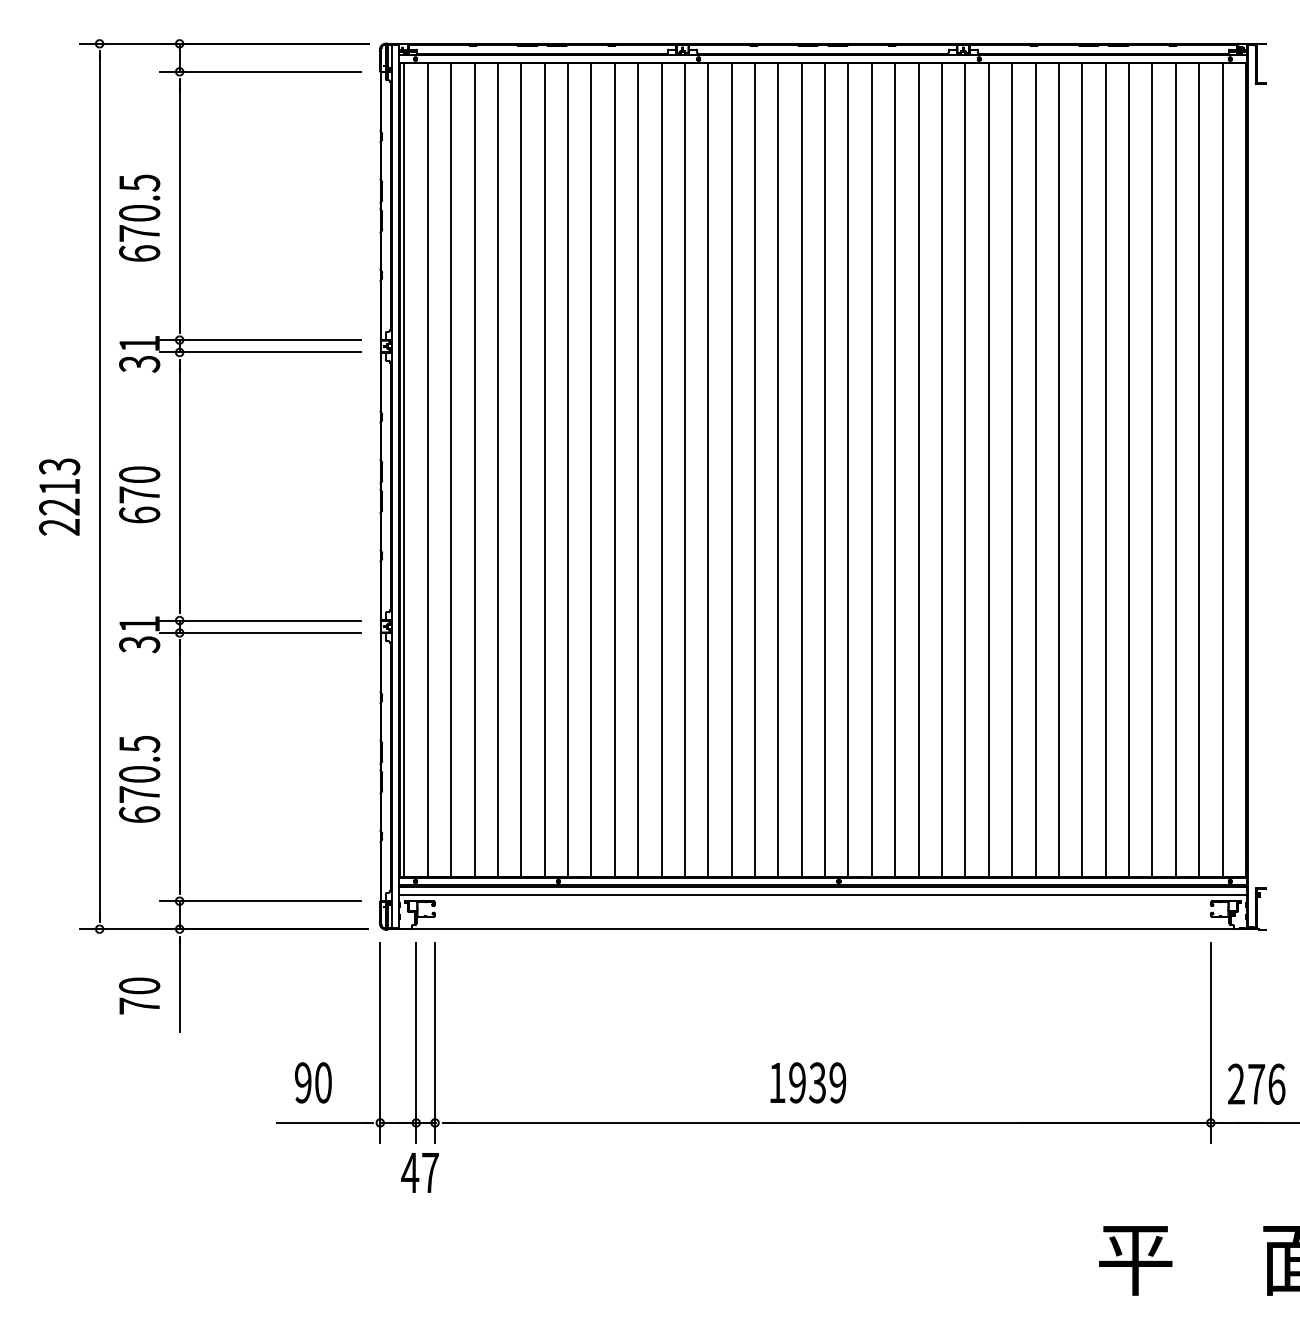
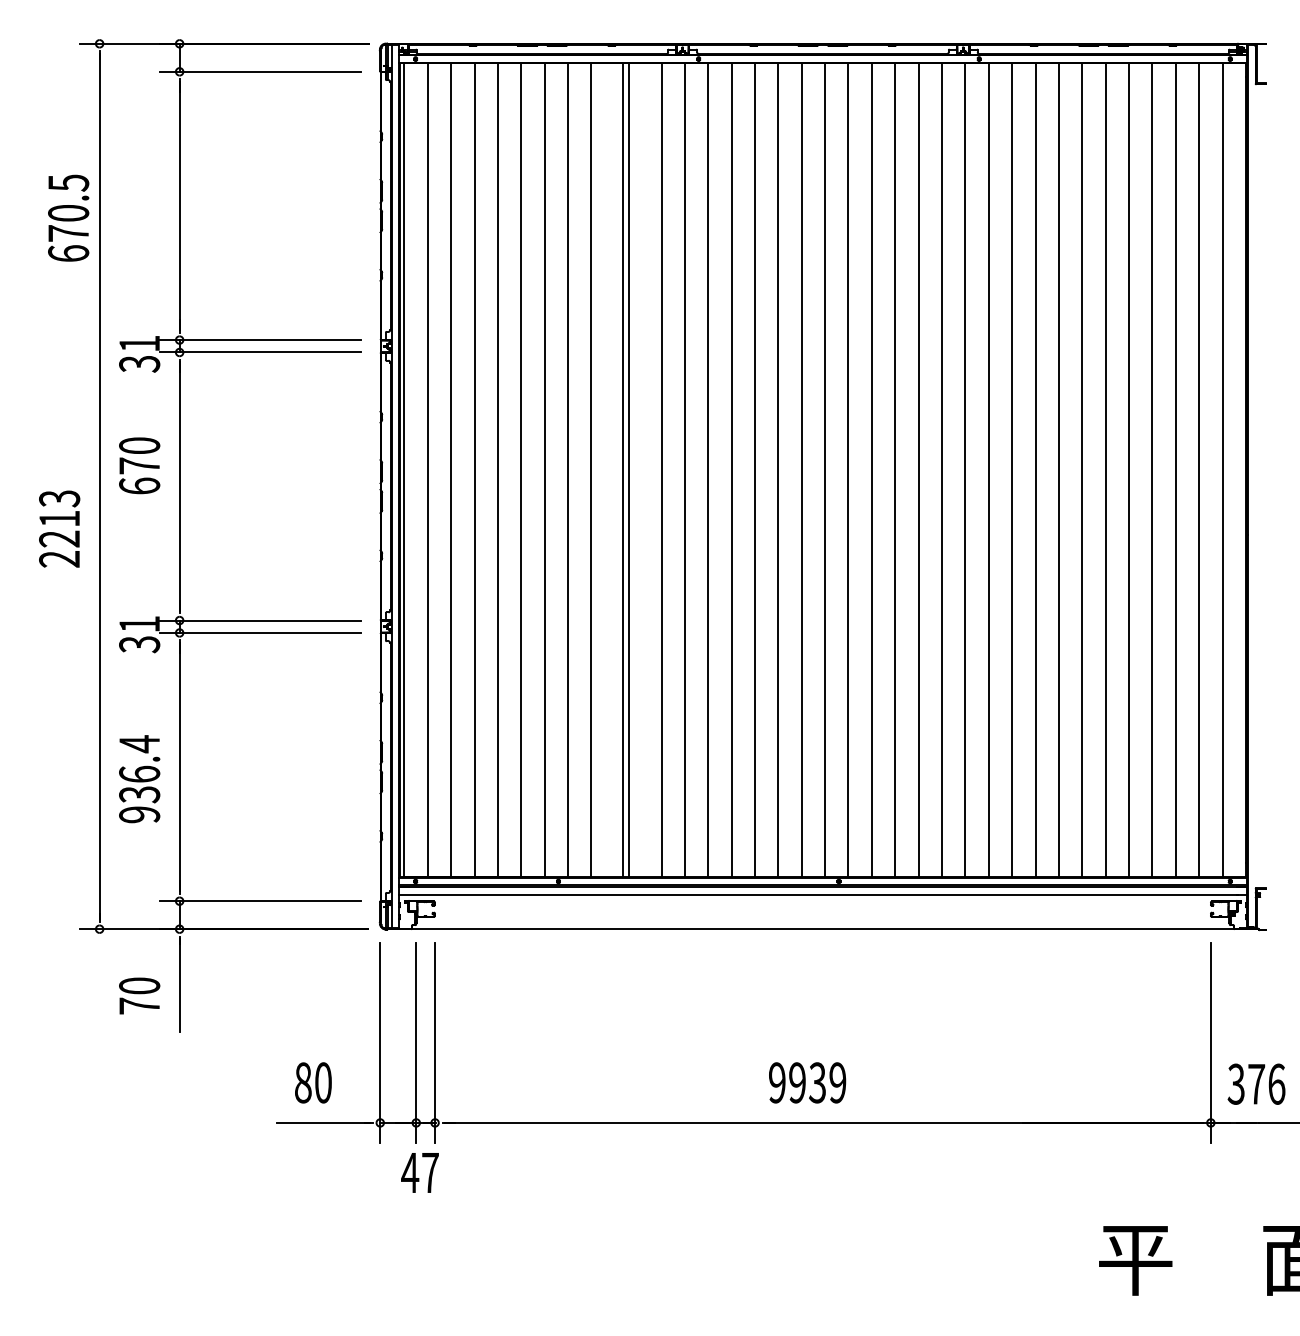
text position: (139, 217) -> (68, 217) (68, 217)
line position: (614, 470) -> (622, 470) (622, 470)
line position: (638, 470) -> (629, 470) (629, 470)
text position: (139, 494) -> (139, 465) (139, 465)
text position: (59, 496) -> (59, 528) (59, 528)
text: 670.5 -> 936.4 (139, 779)
text: 90 -> 80 (302, 1082)
text: 1939 -> 9939 (777, 1082)
text: 276 -> 376 (1235, 1083)
